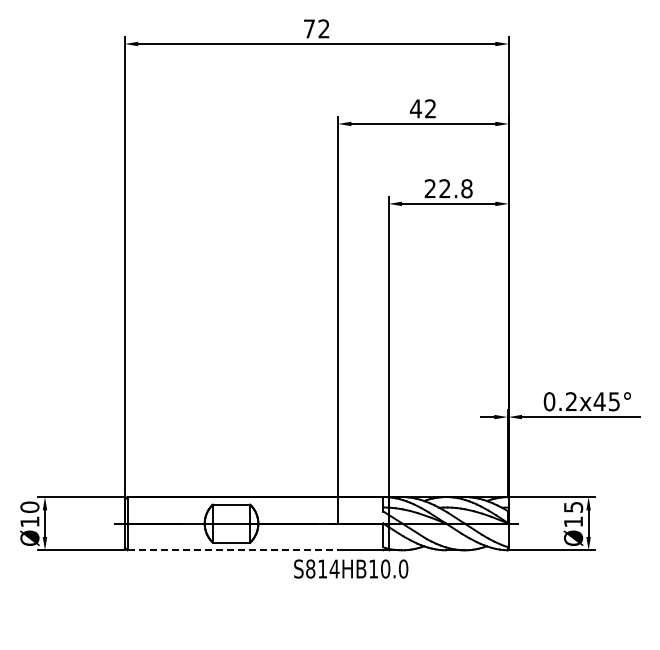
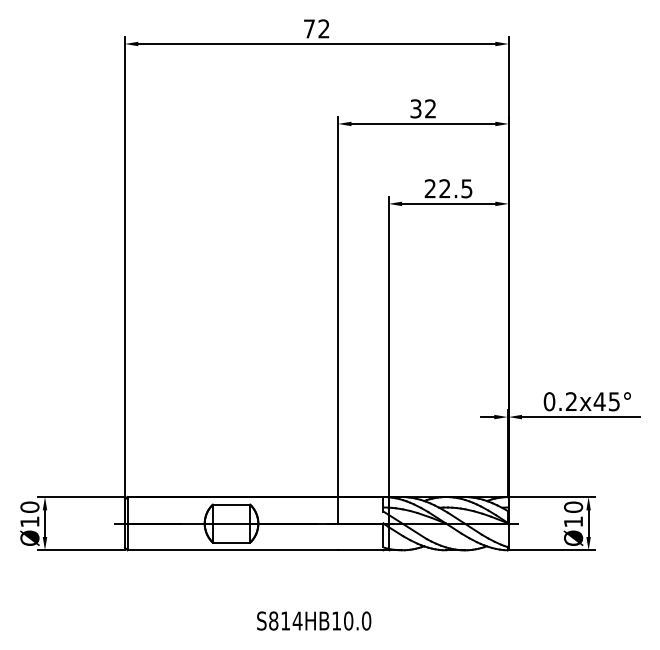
text: 42 -> 32 (415, 108)
text: 22.8 -> 22.5 (466, 188)
text: Ø15 -> Ø10 (573, 506)
line: dashed -> solid (233, 550)
text position: (351, 568) -> (314, 620) (314, 620)
